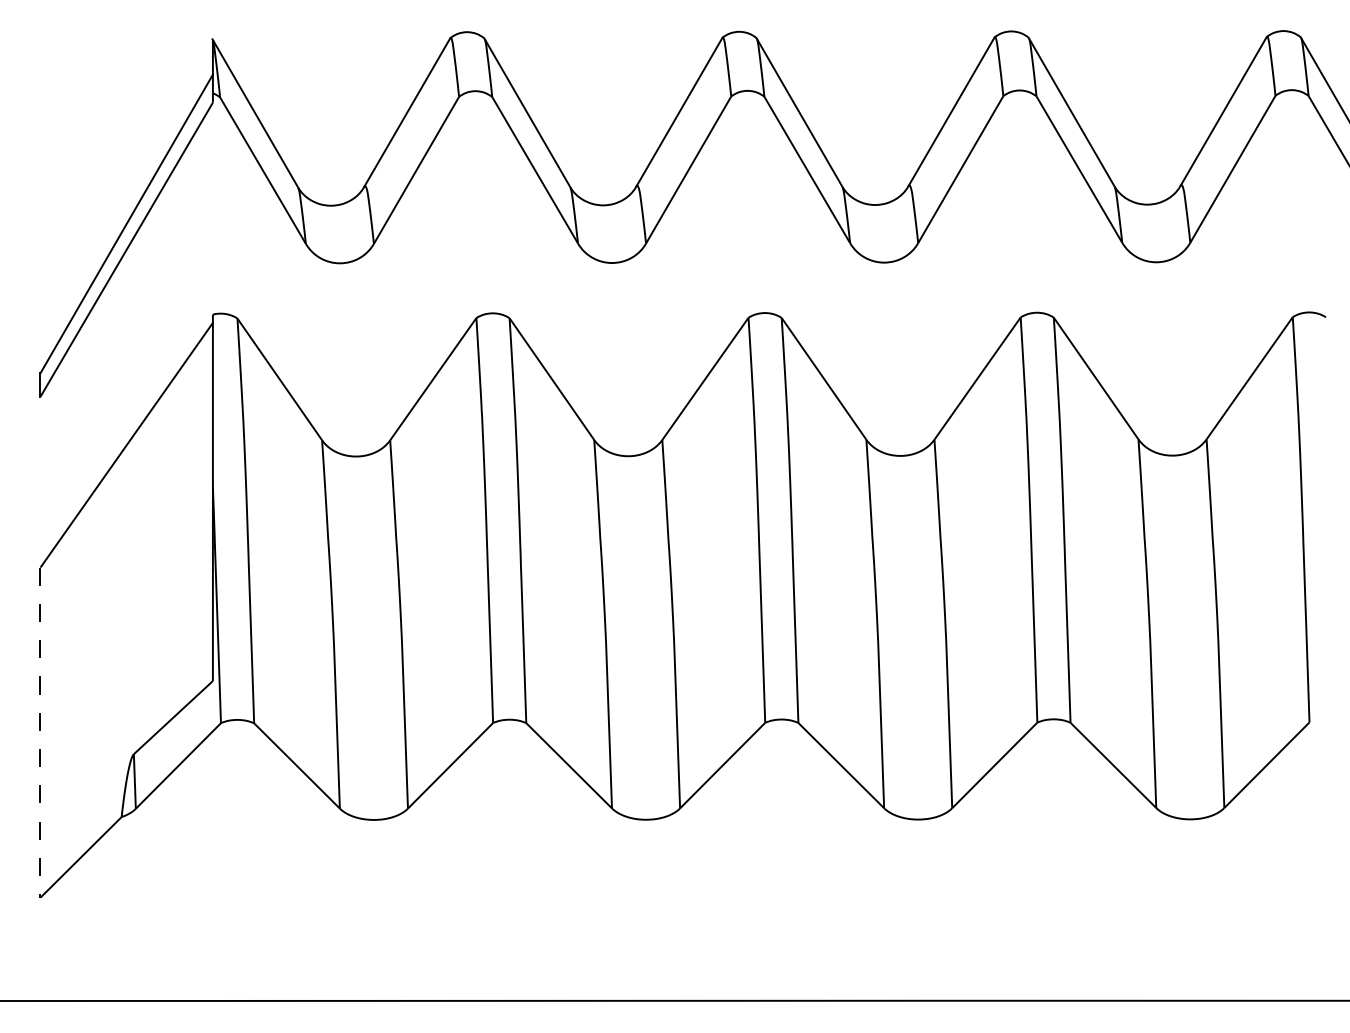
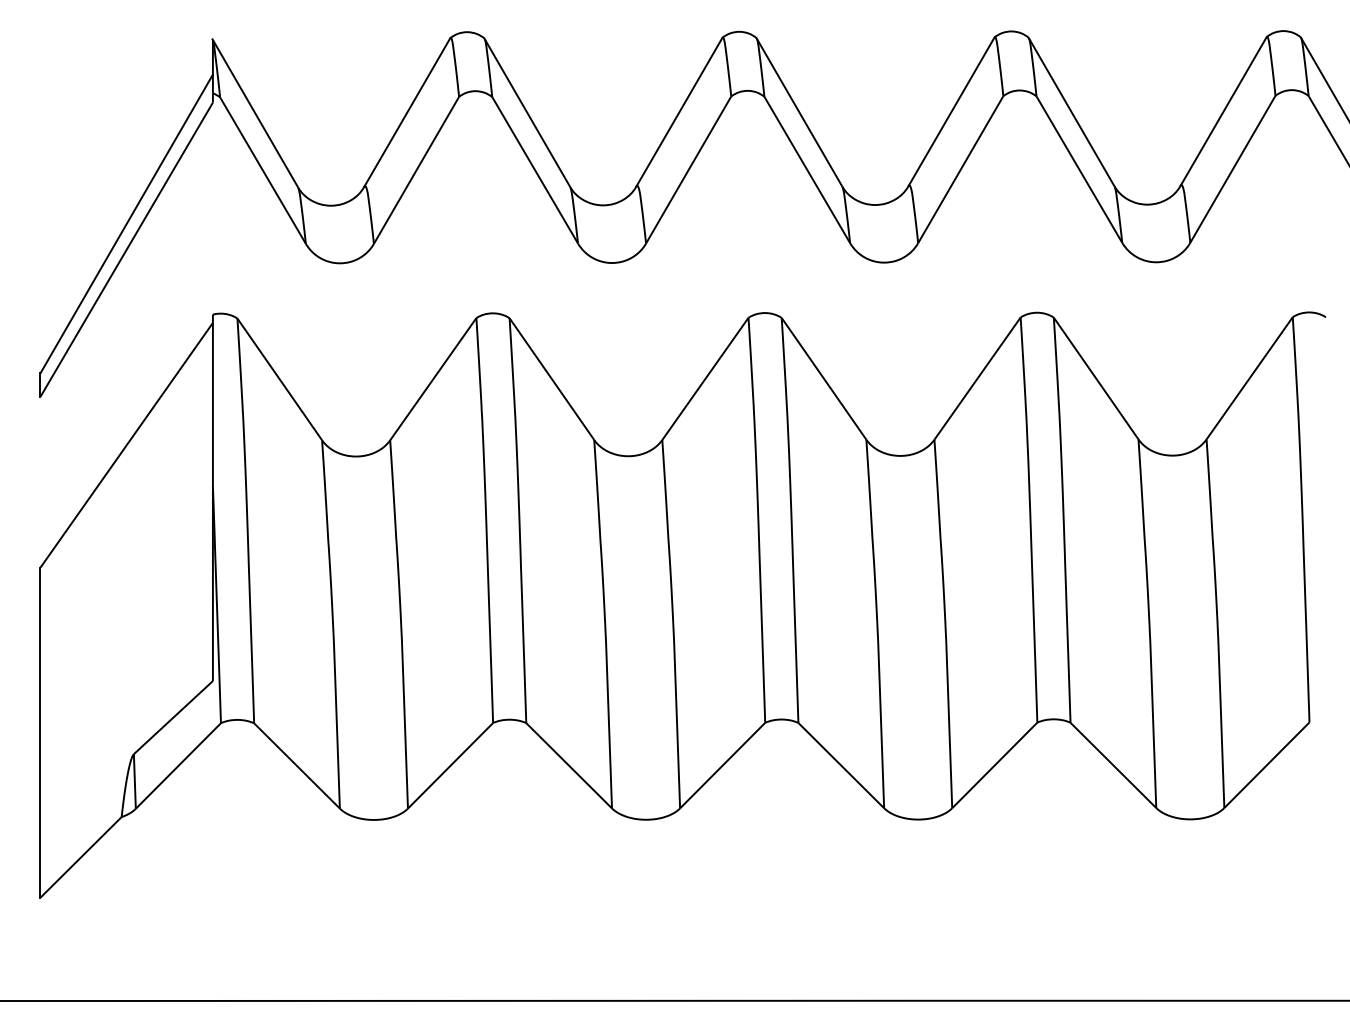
line: dashed -> solid (40, 733)
